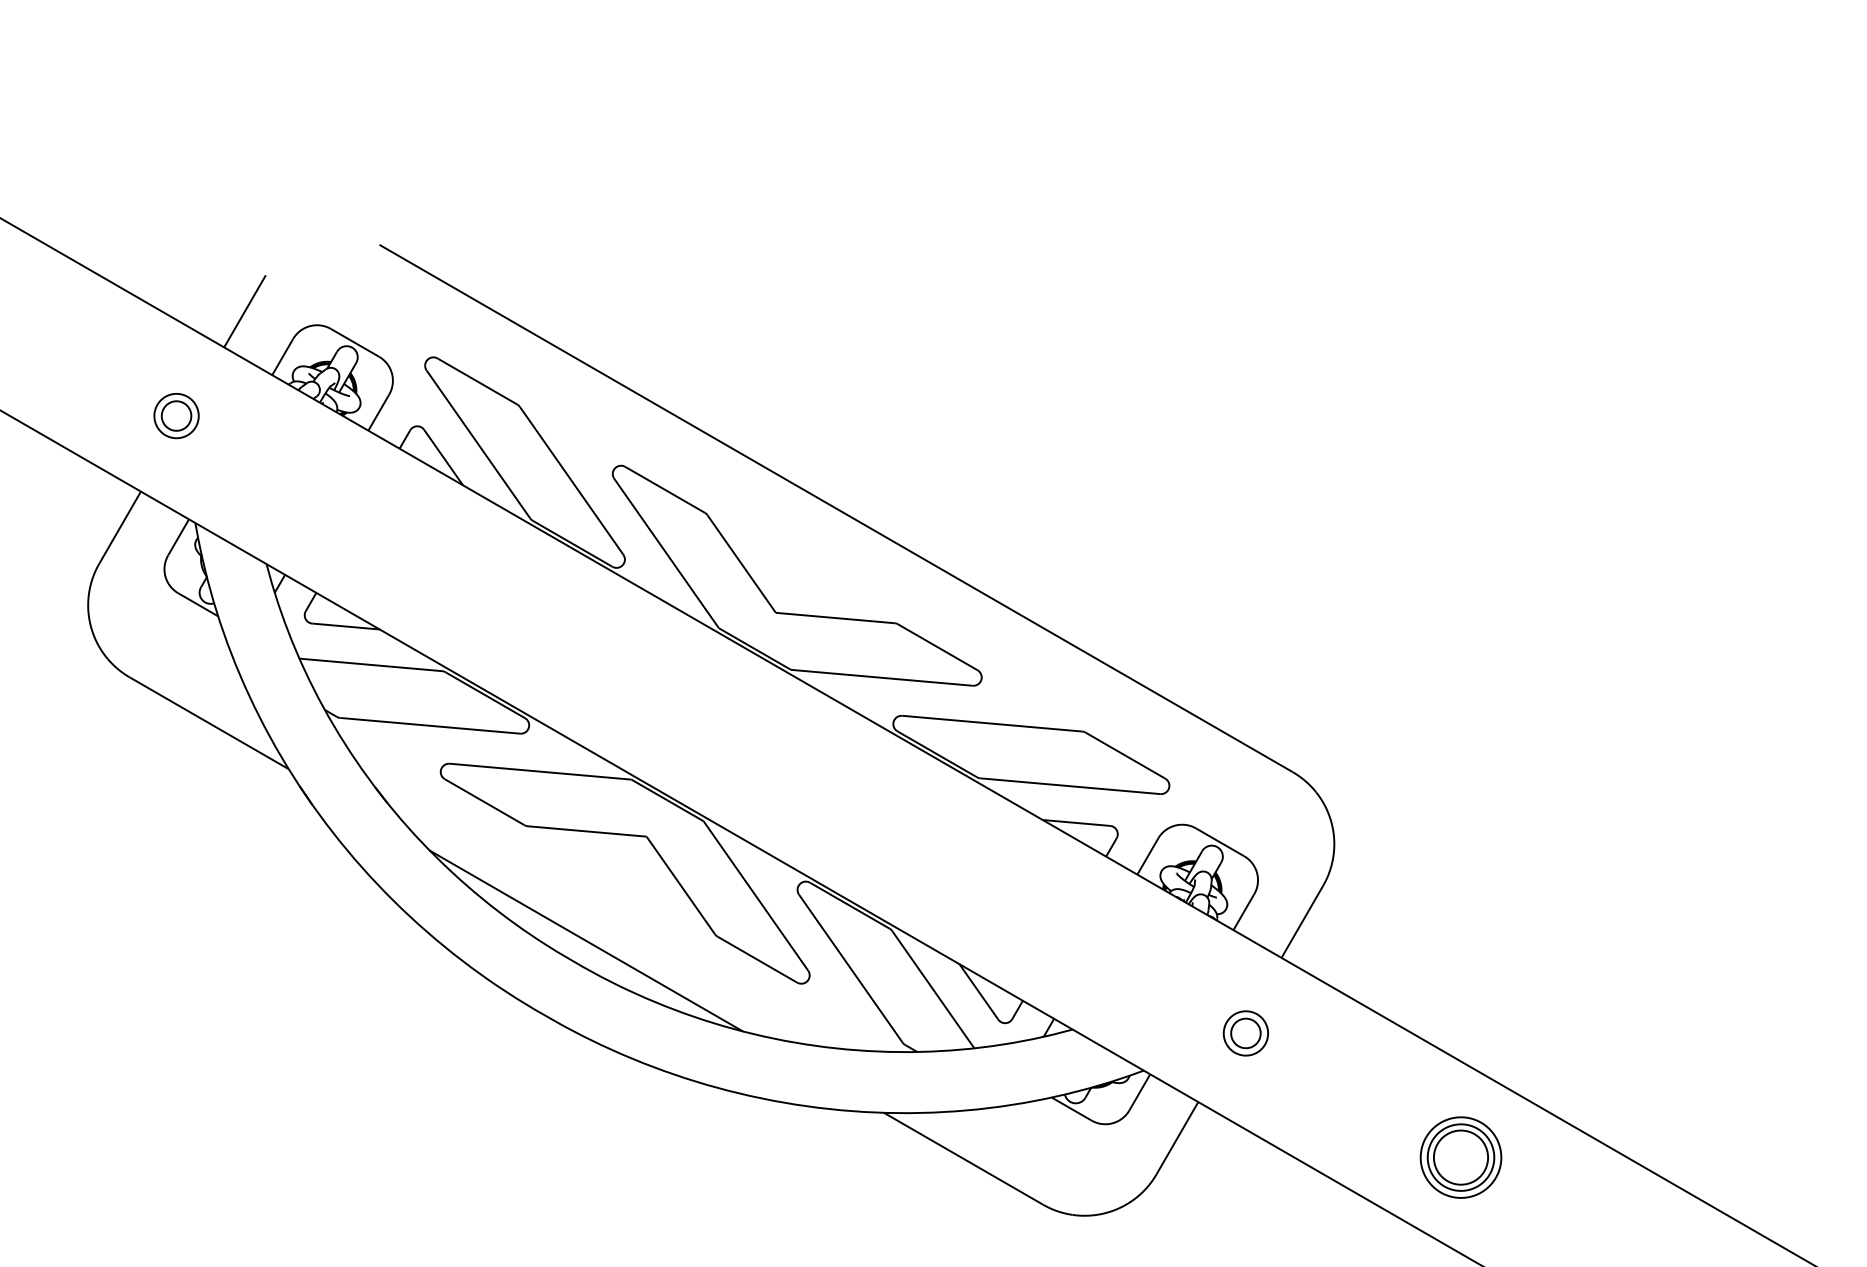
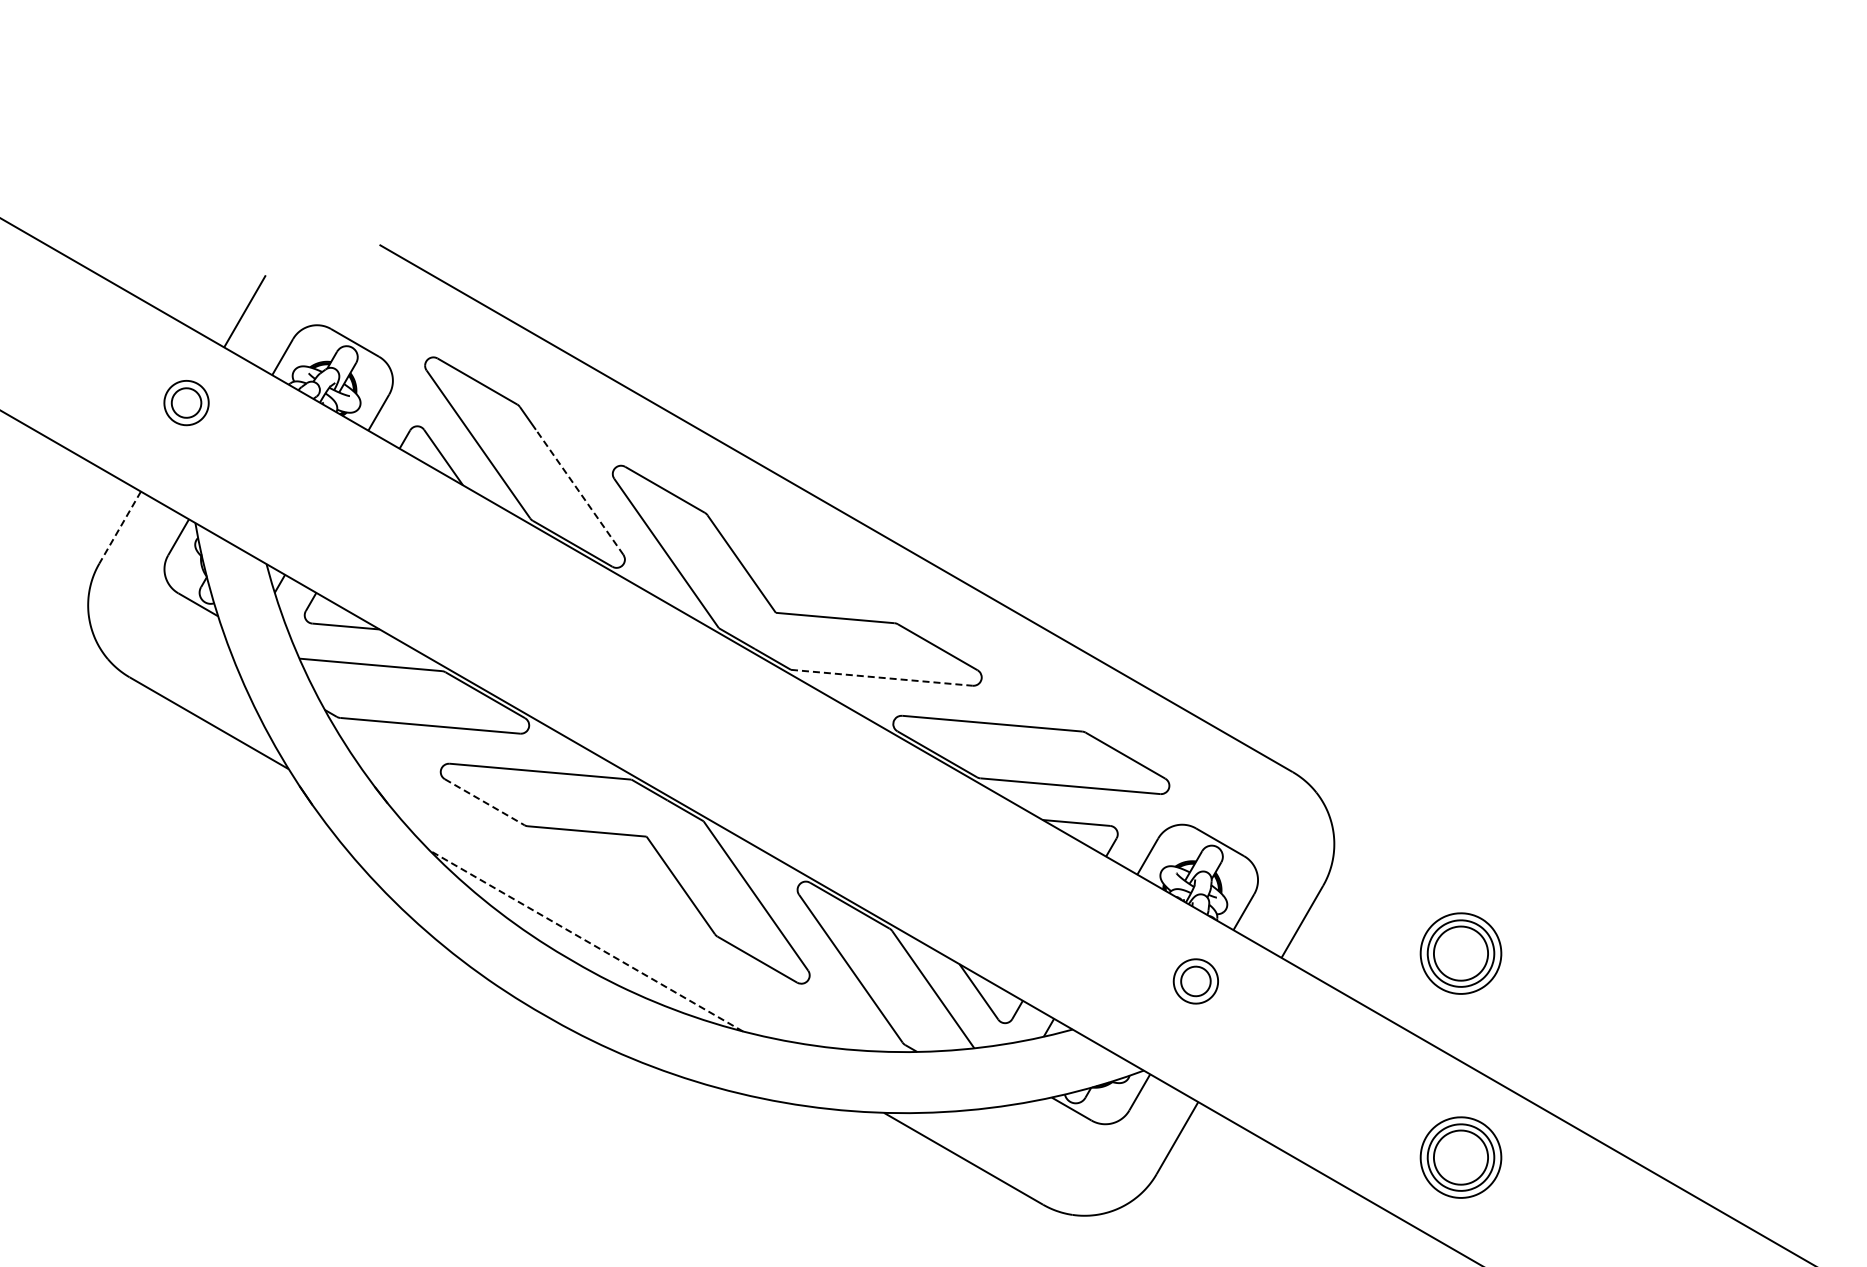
part position: (176, 416) -> (186, 403) (186, 403)
line: solid -> dashed (579, 491)
line: solid -> dashed (120, 527)
line: solid -> dashed (882, 677)
line: solid -> dashed (484, 802)
line: solid -> dashed (586, 941)
part: none -> present (1460, 953)
part position: (1245, 1033) -> (1195, 981) (1195, 981)
